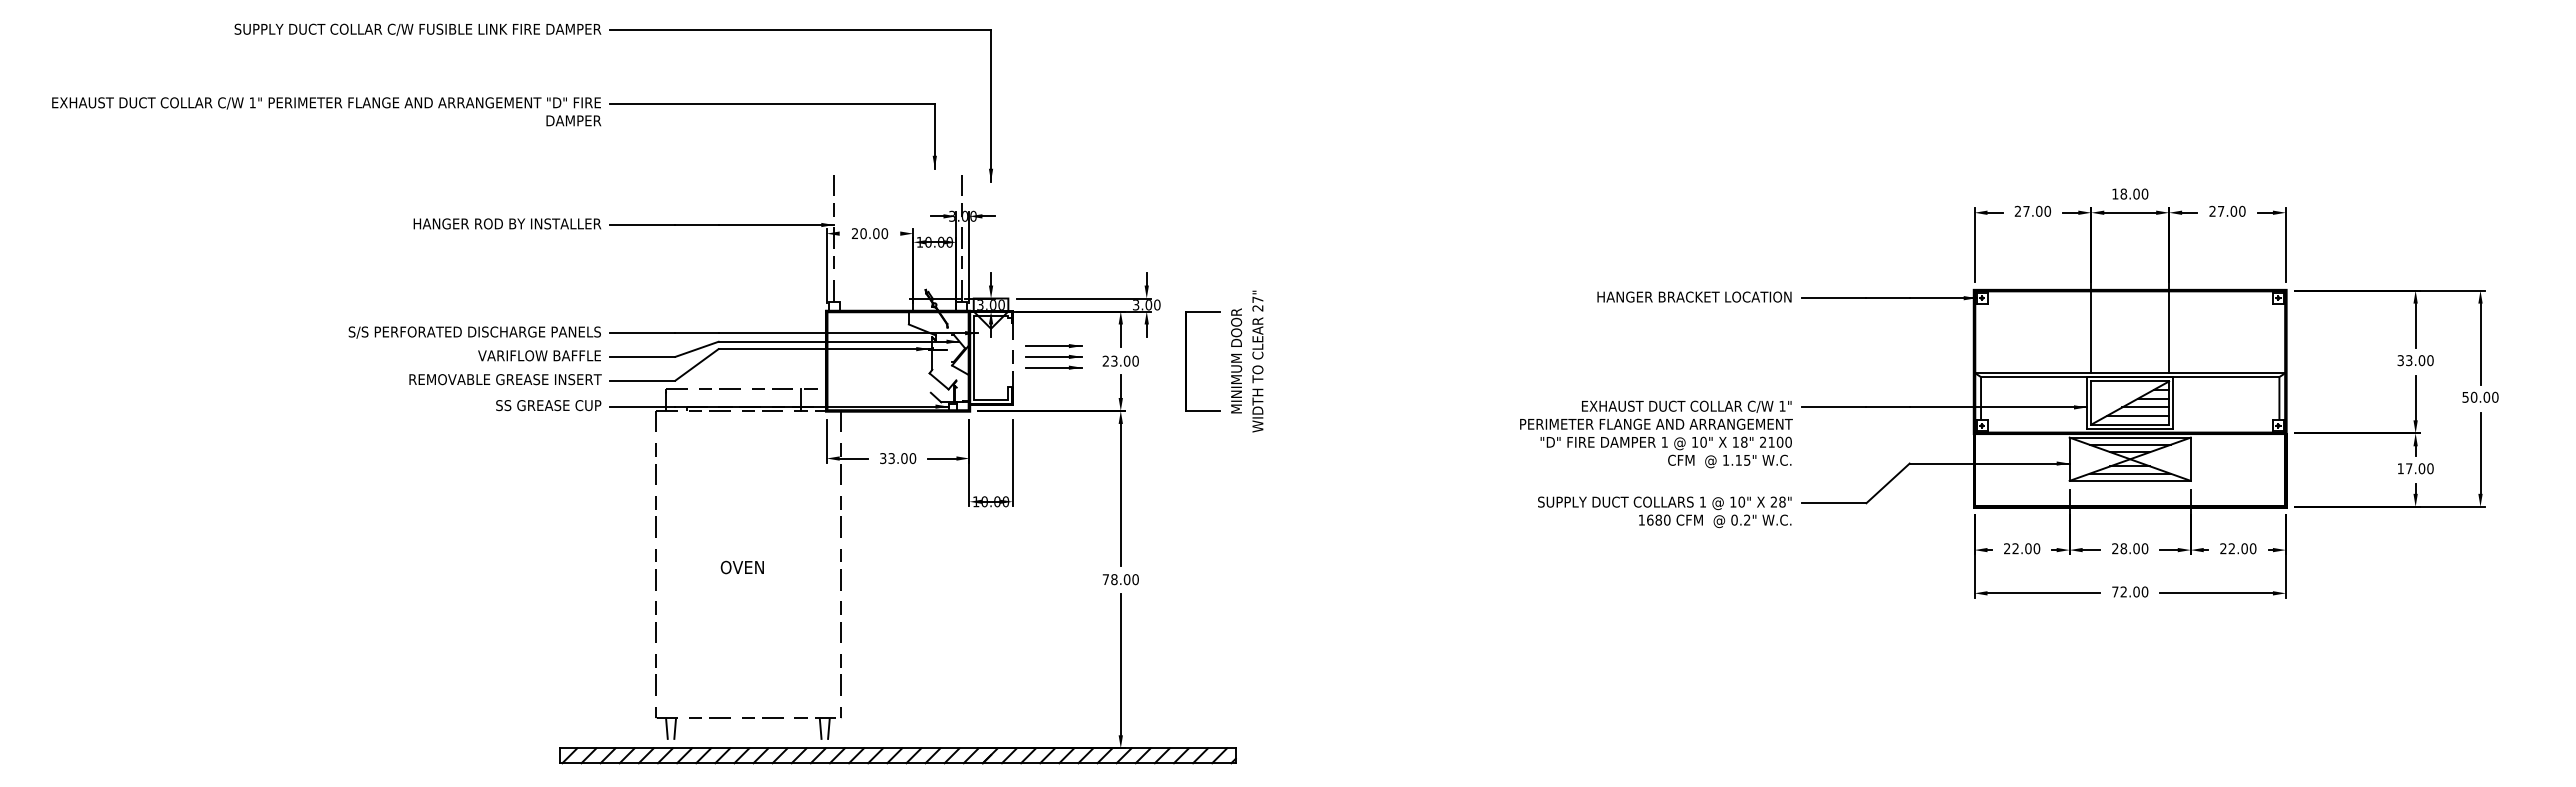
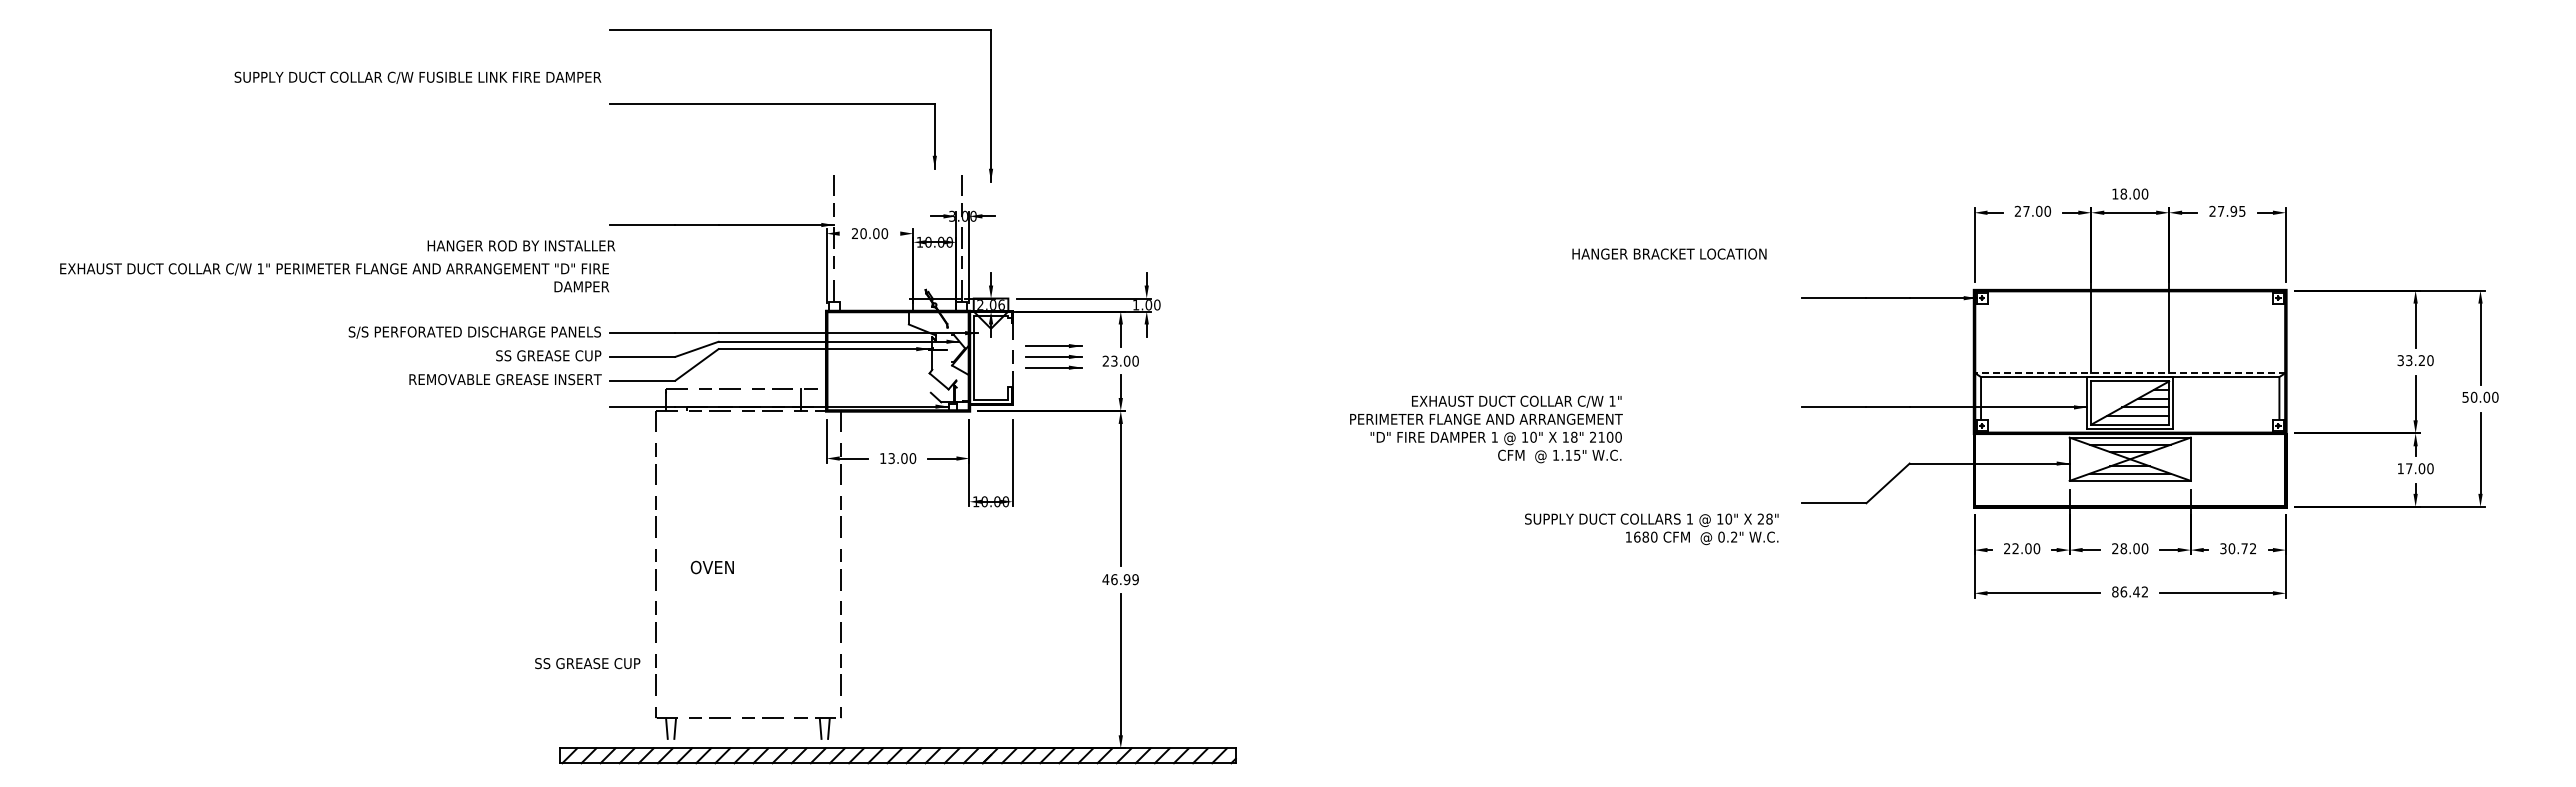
text position: (417, 29) -> (417, 77) (417, 77)
text position: (326, 111) -> (334, 277) (334, 277)
text: 27.00 -> 27.95 (2237, 210)
text position: (507, 223) -> (521, 245) (521, 245)
text position: (1694, 296) -> (1669, 253) (1669, 253)
text: 3.00 -> 2.06 (990, 304)
text: 3.00 -> 1.00 (1136, 305)
text: VARIFLOW BAFFLE -> SS GREASE CUP (539, 355)
text: 33.00 -> 33.20 (2421, 360)
part: present -> none (1231, 361)
line: solid -> dashed (2130, 372)
text position: (548, 405) -> (587, 663) (587, 663)
text position: (1656, 434) -> (1486, 429) (1486, 429)
text: 33.00 -> 13.00 (883, 458)
text position: (1664, 512) -> (1651, 529) (1651, 529)
text: 22.00 -> 30.72 (2238, 548)
text position: (741, 567) -> (711, 567) (711, 567)
text: 78.00 -> 46.99 (1120, 579)
text: 72.00 -> 86.42 (2130, 591)
